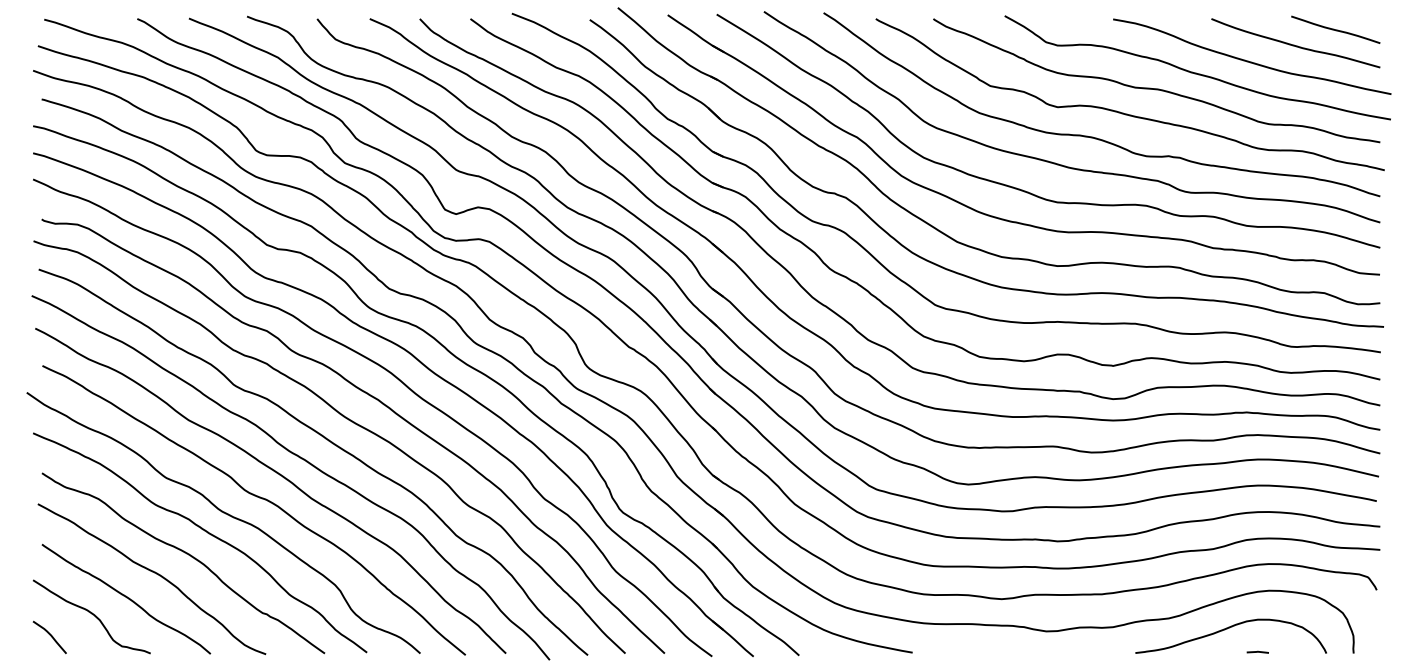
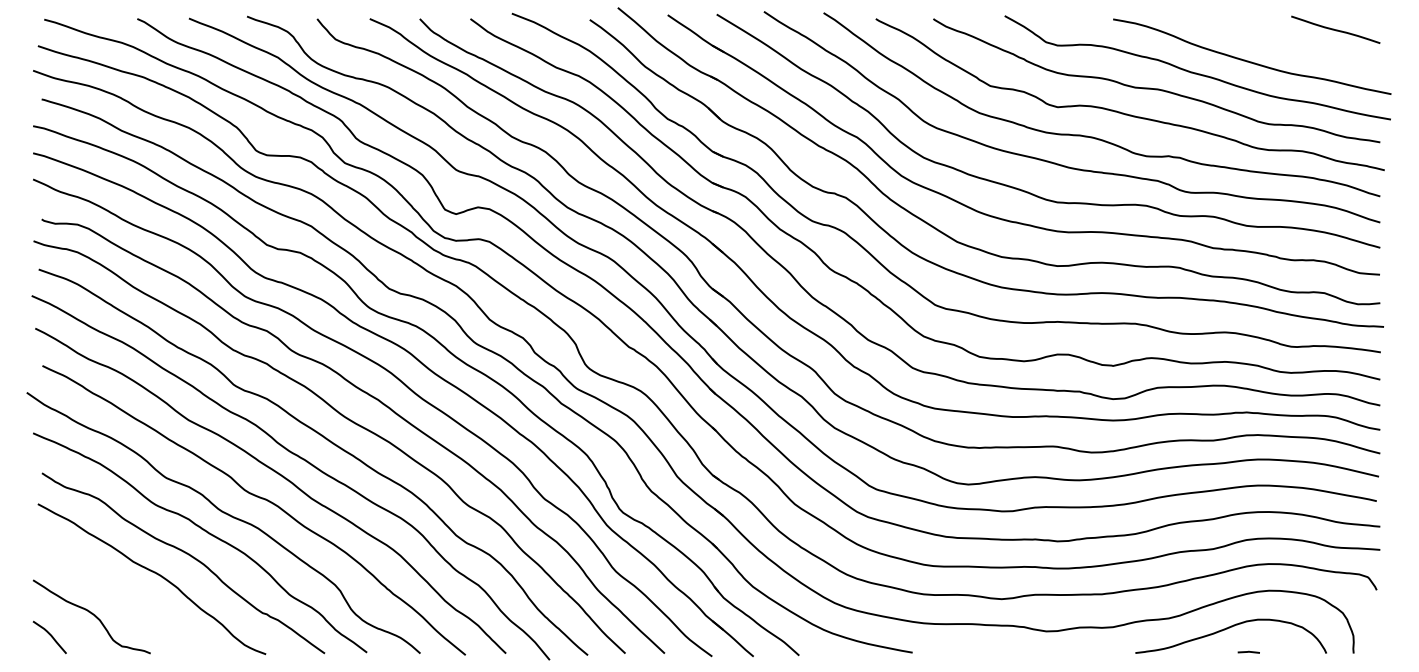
curve: present -> none (1294, 44)
curve: present -> none (126, 598)
line position: (1257, 651) -> (1248, 651) (1248, 651)
